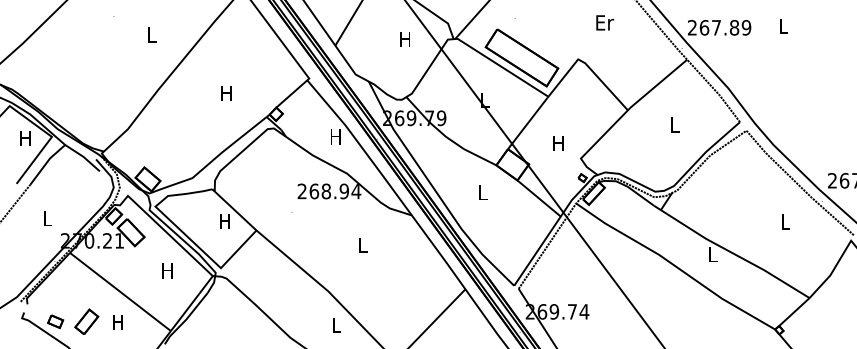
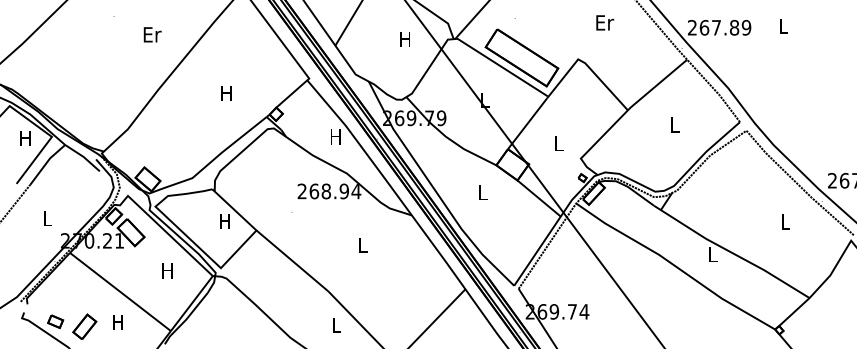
text: L -> Er (152, 34)
text: H -> L (558, 143)
part position: (86, 321) -> (84, 326) (84, 326)
